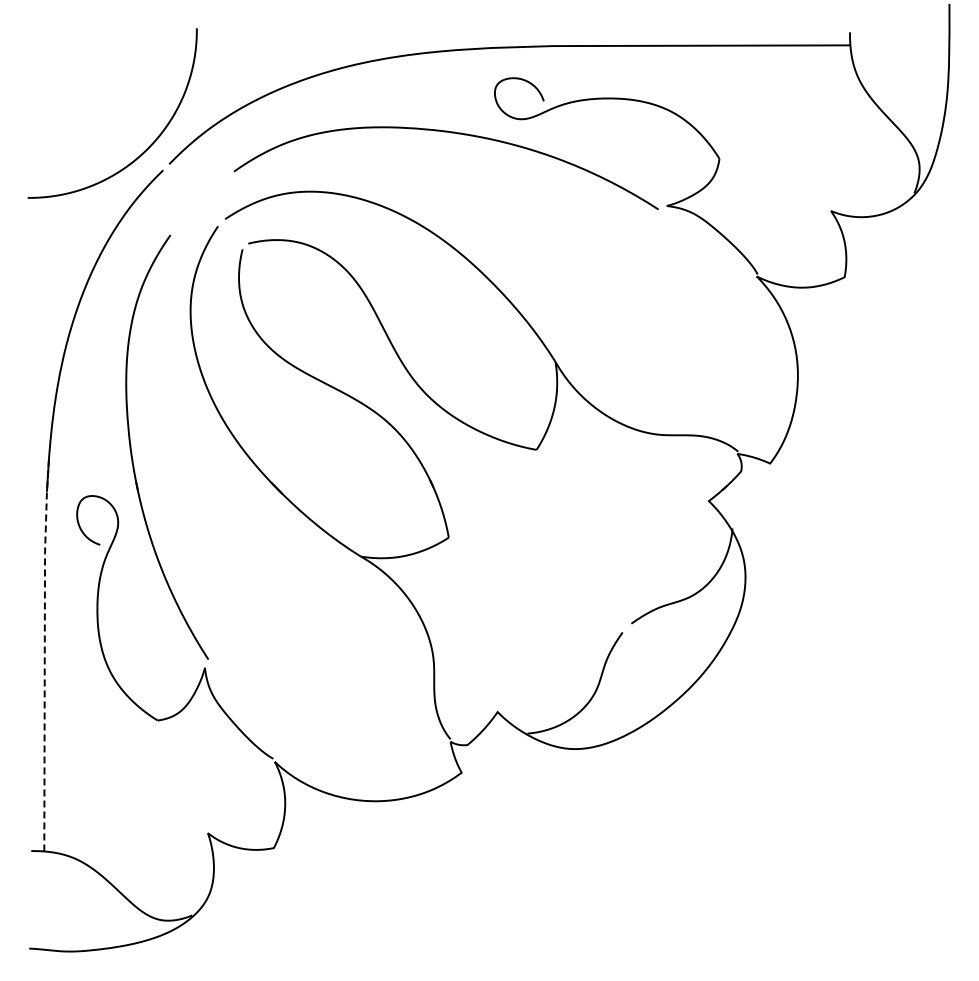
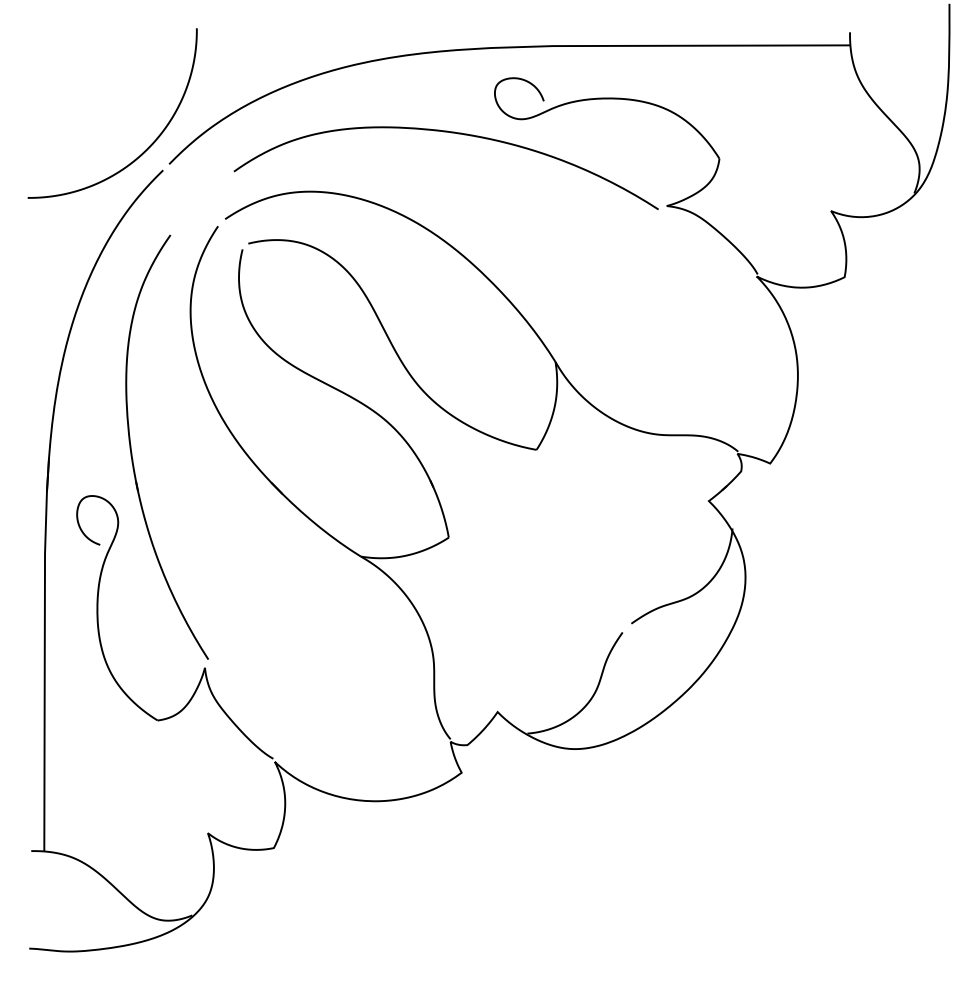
line: dashed -> solid (44, 652)
